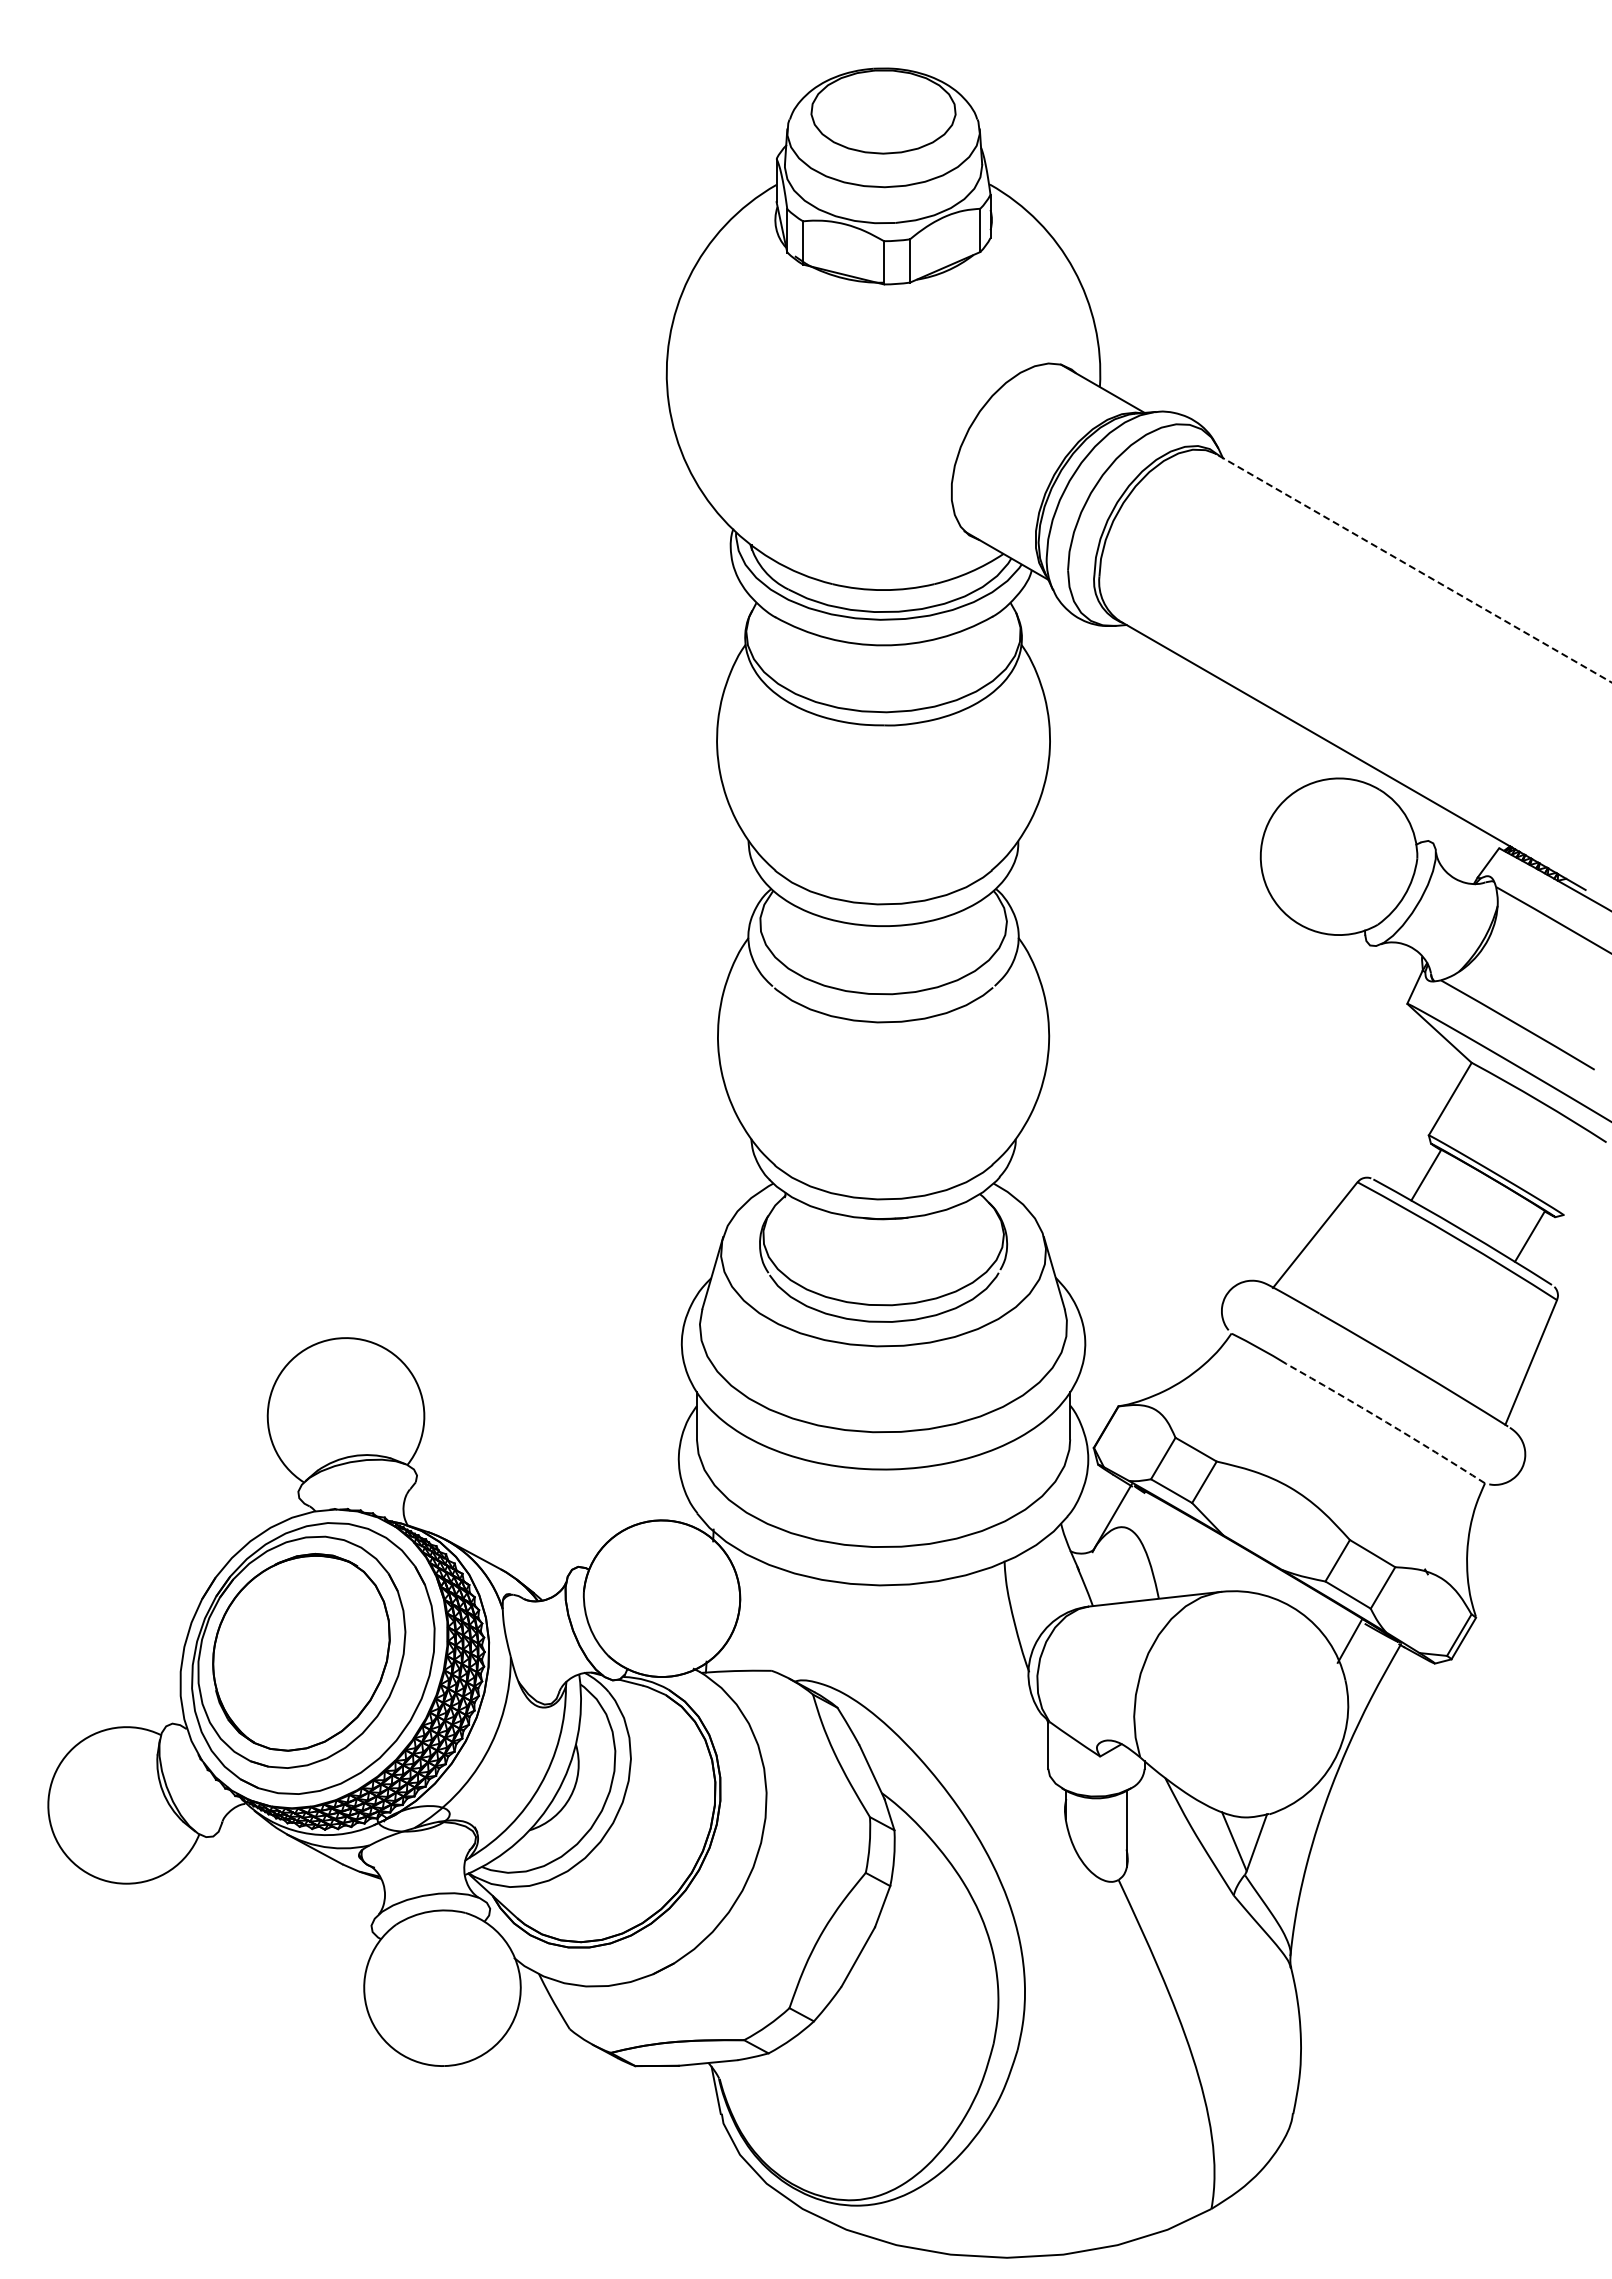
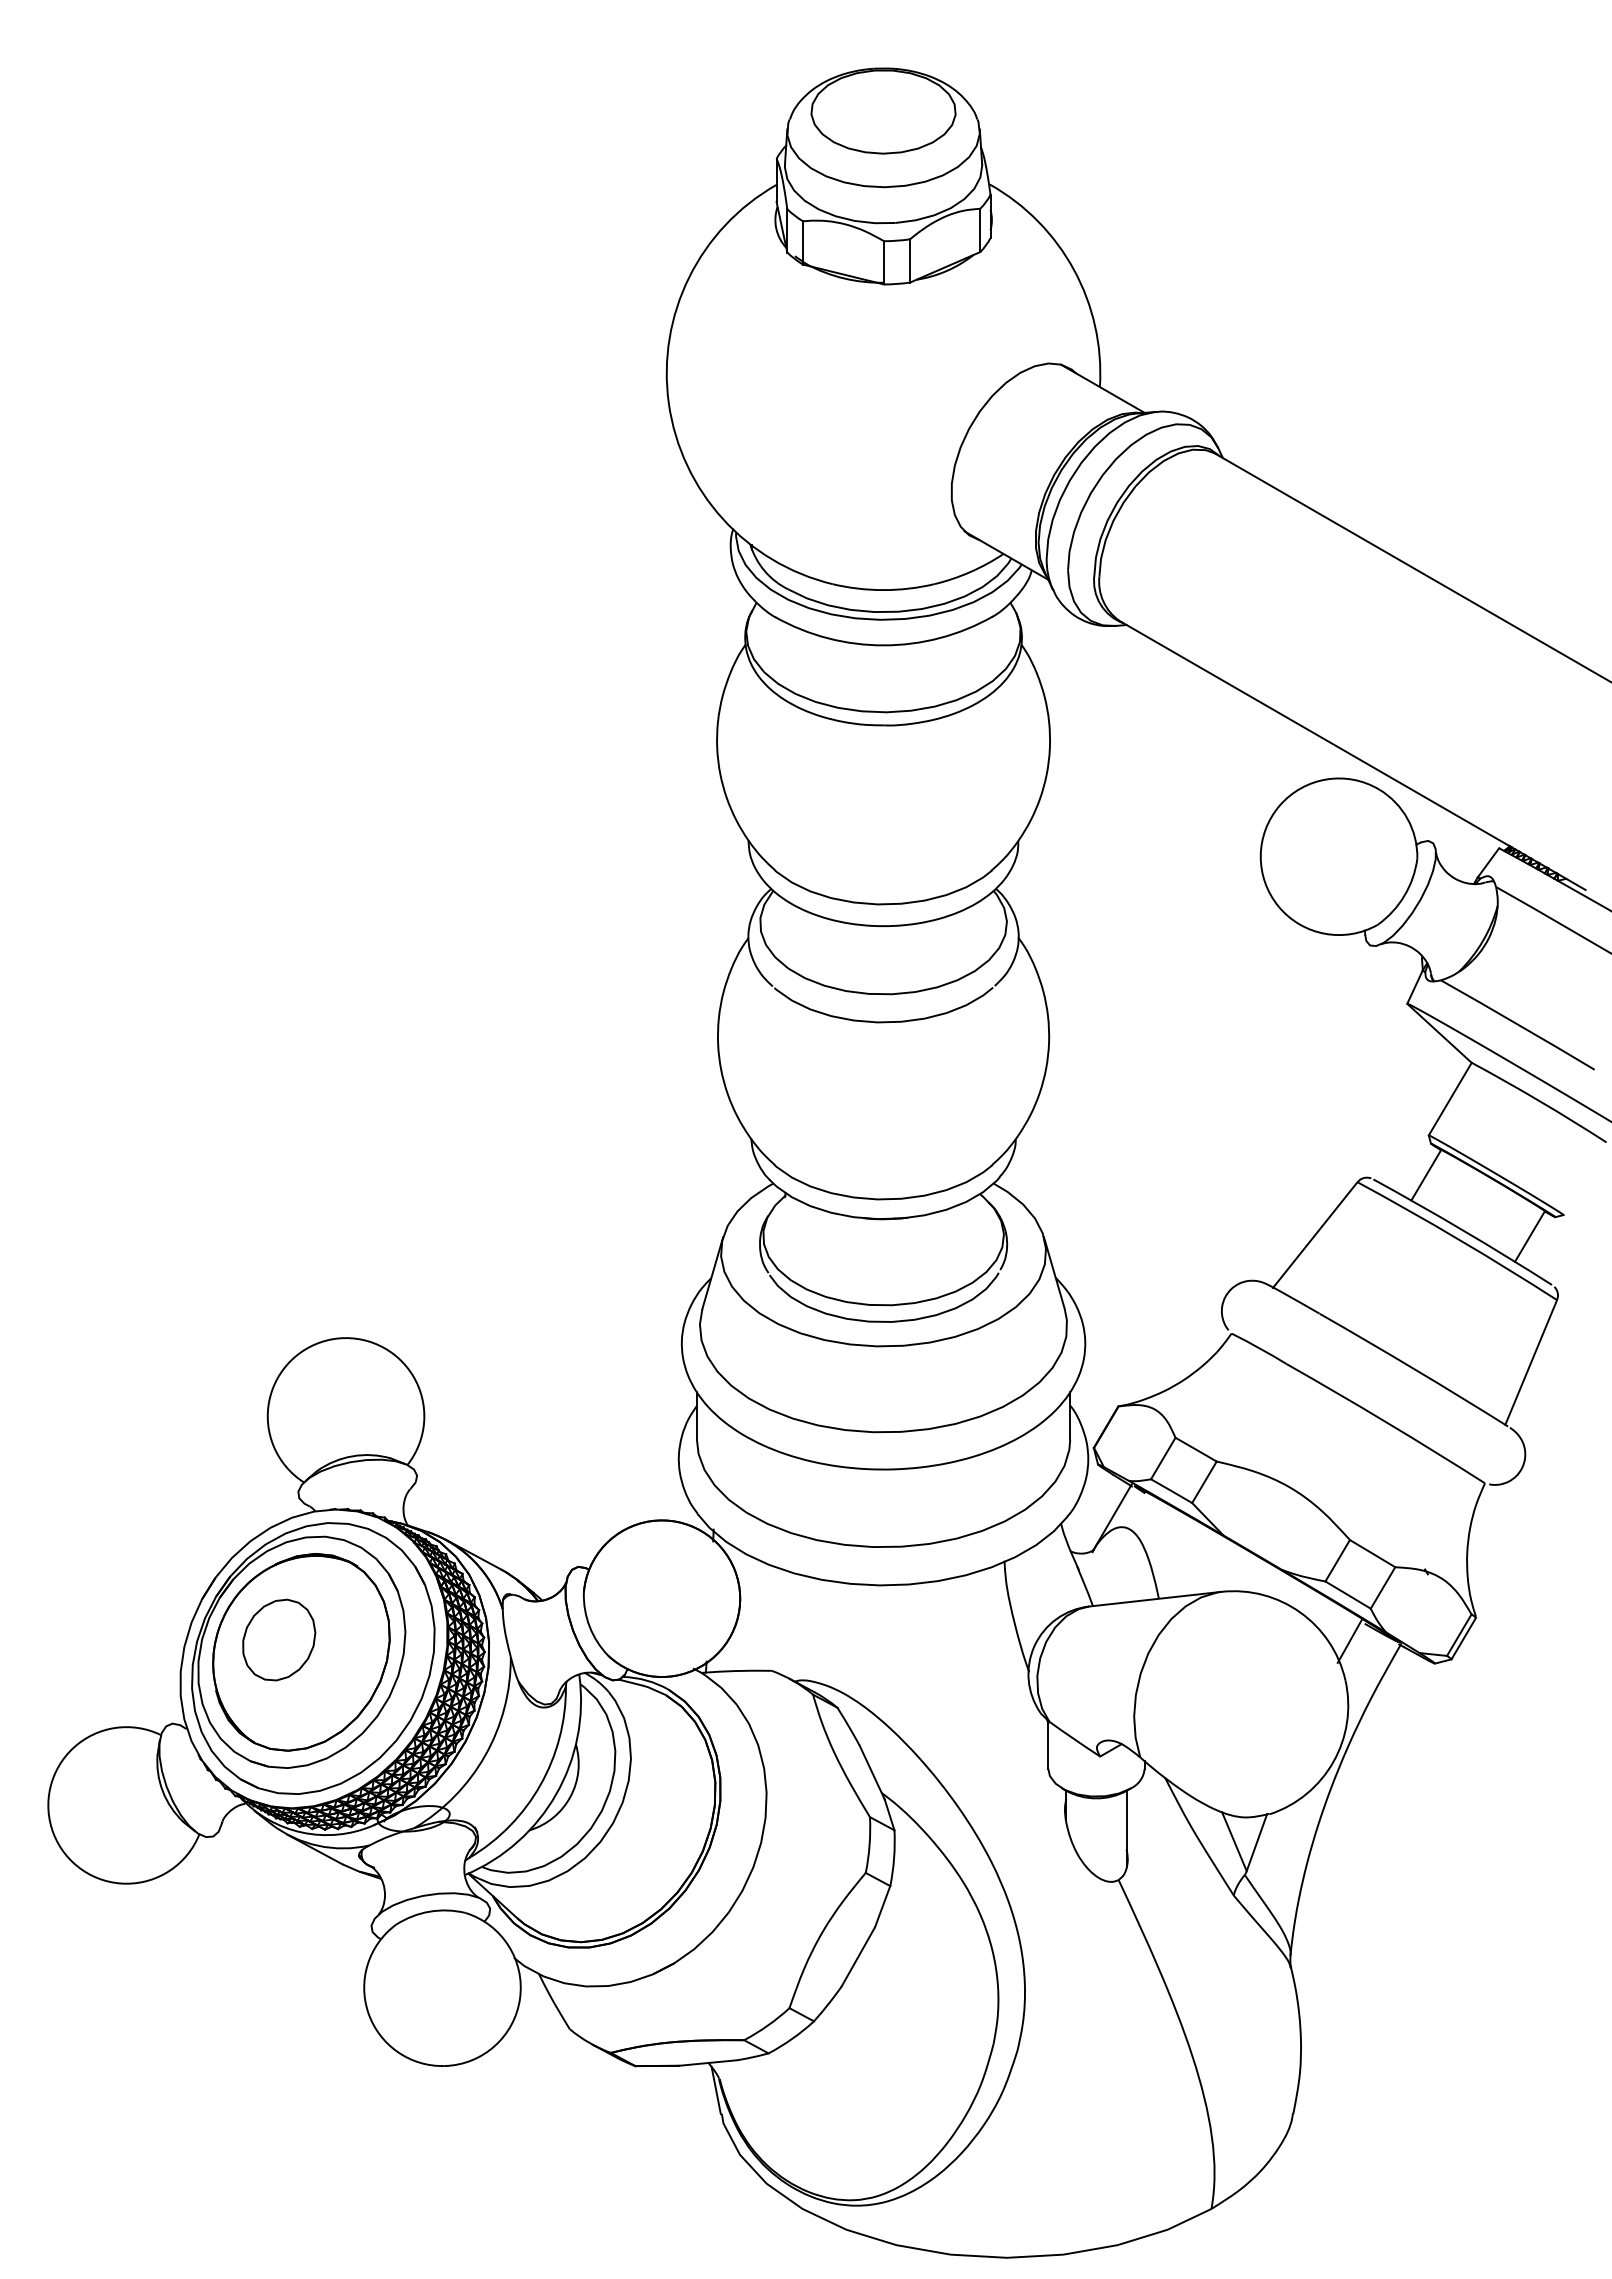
line: dashed -> solid (1413, 568)
arc: dashed -> solid (1386, 1422)
part: none -> present (279, 1639)
